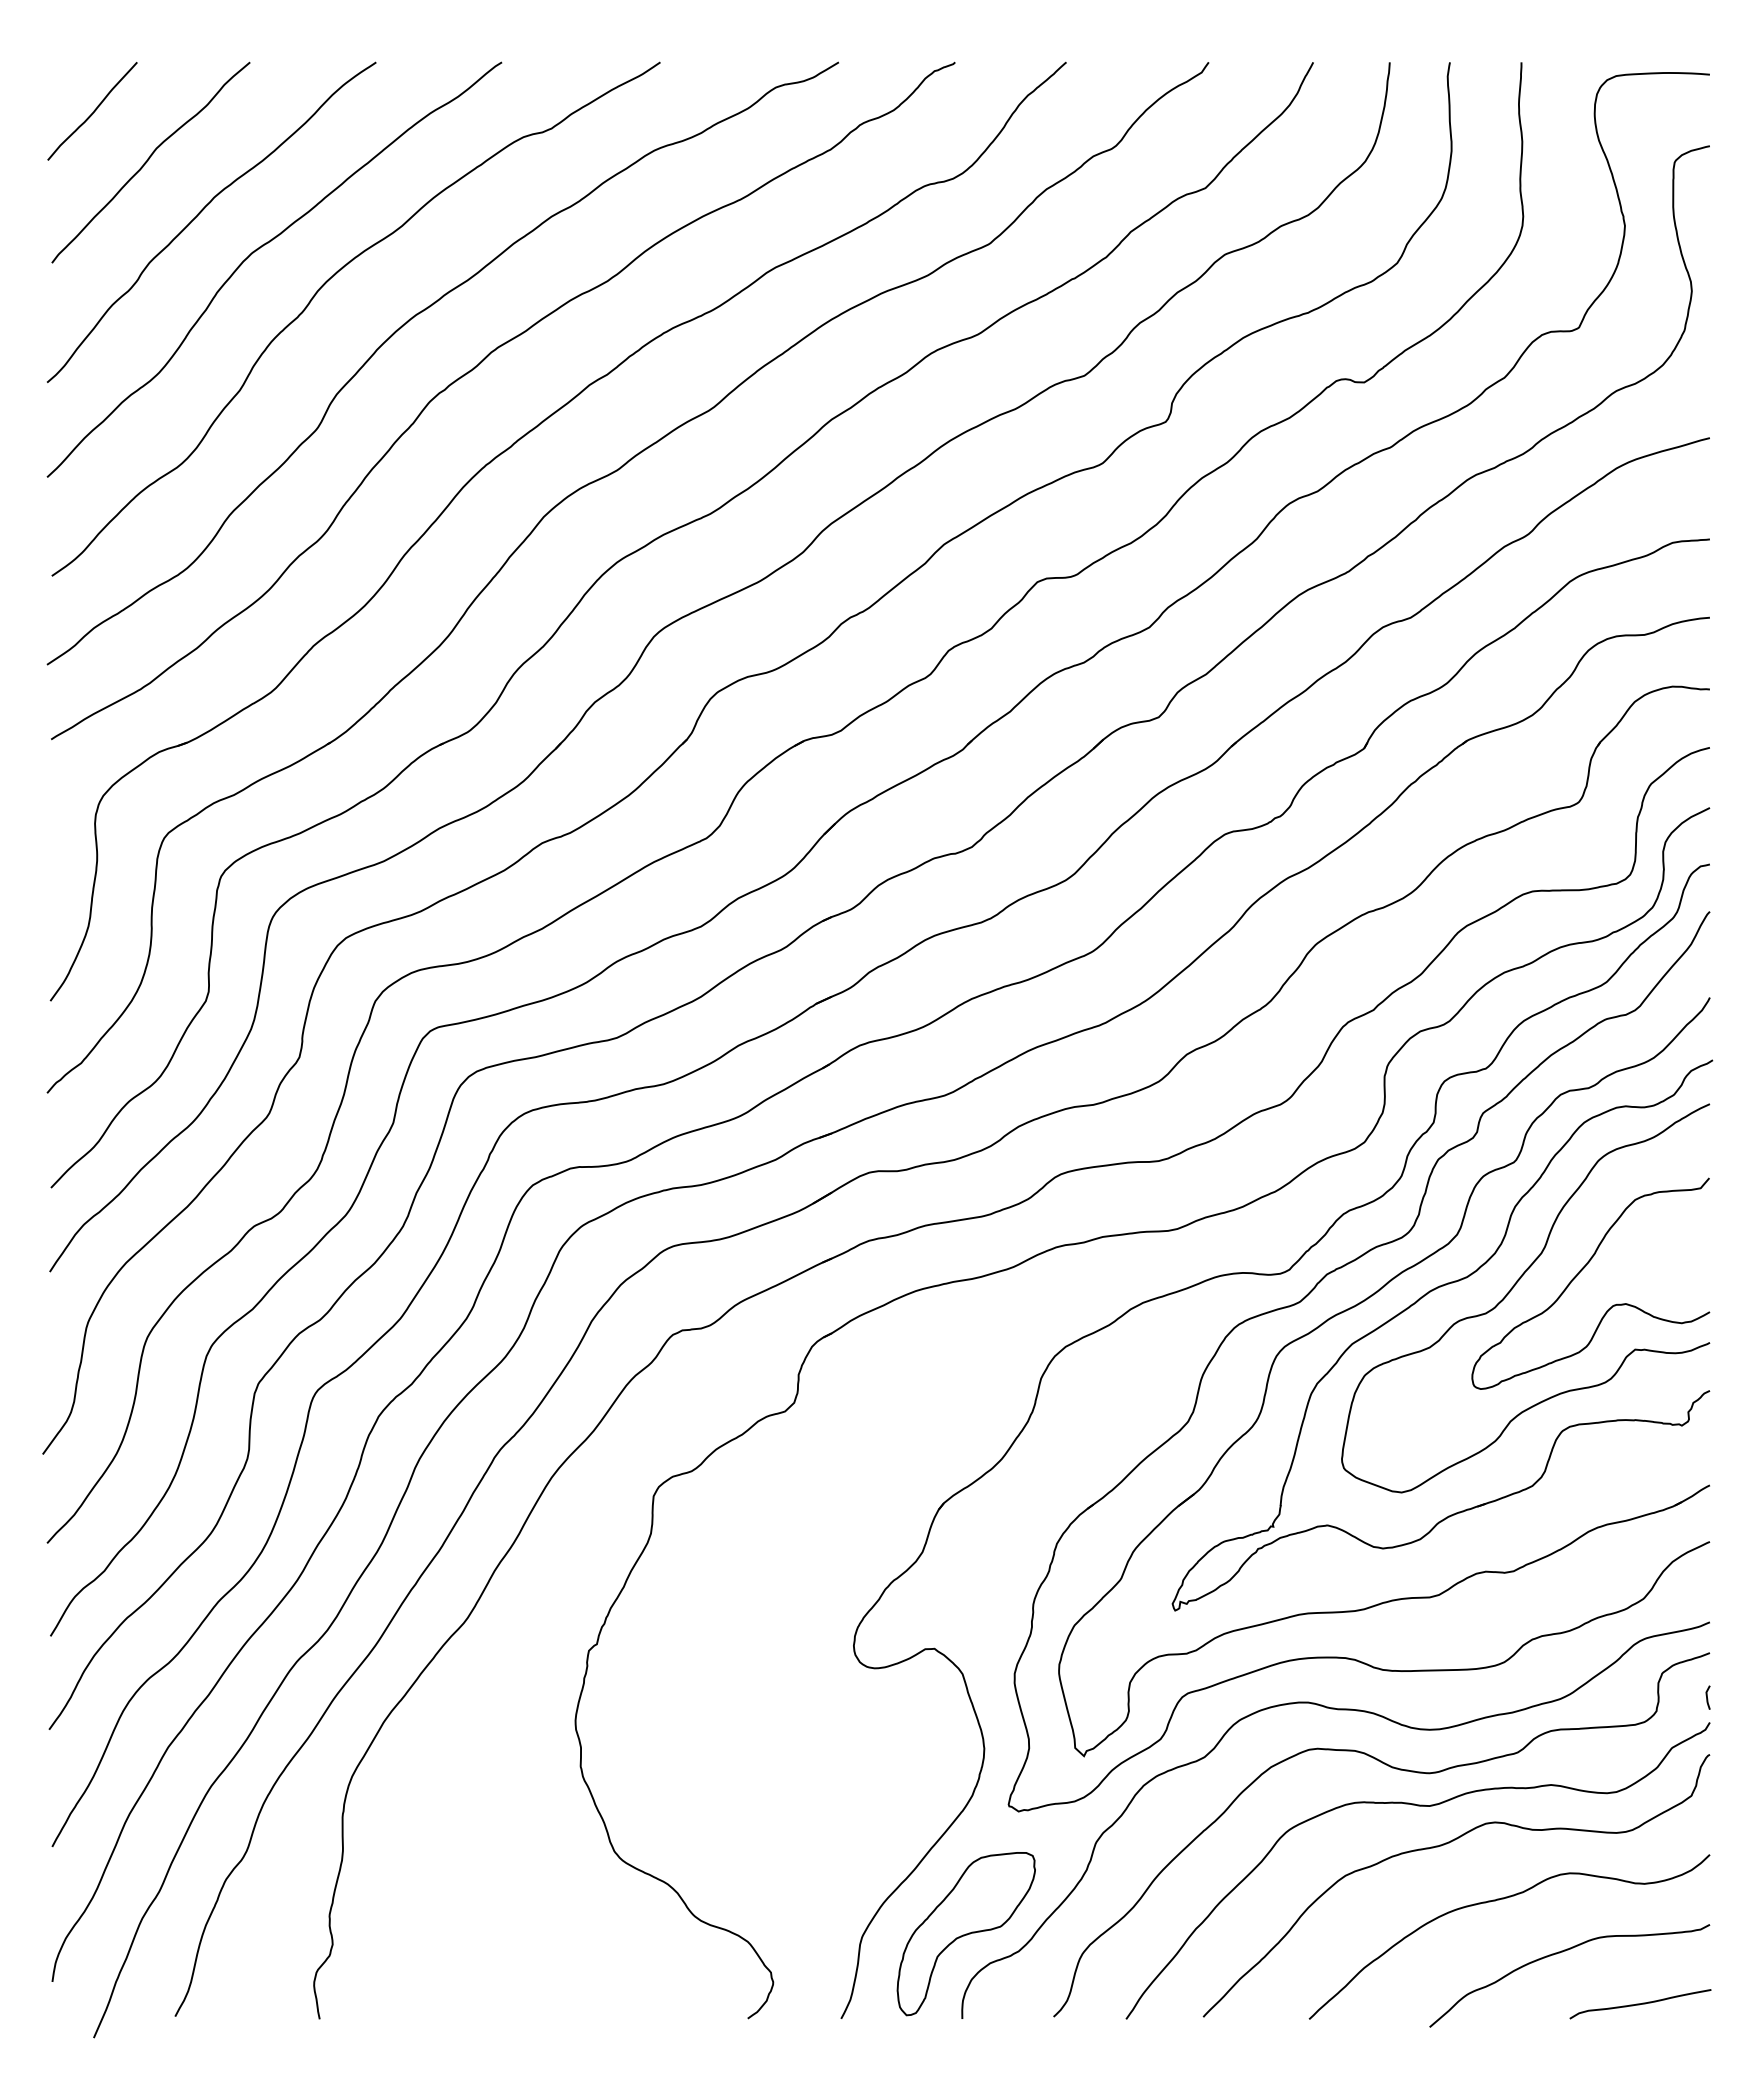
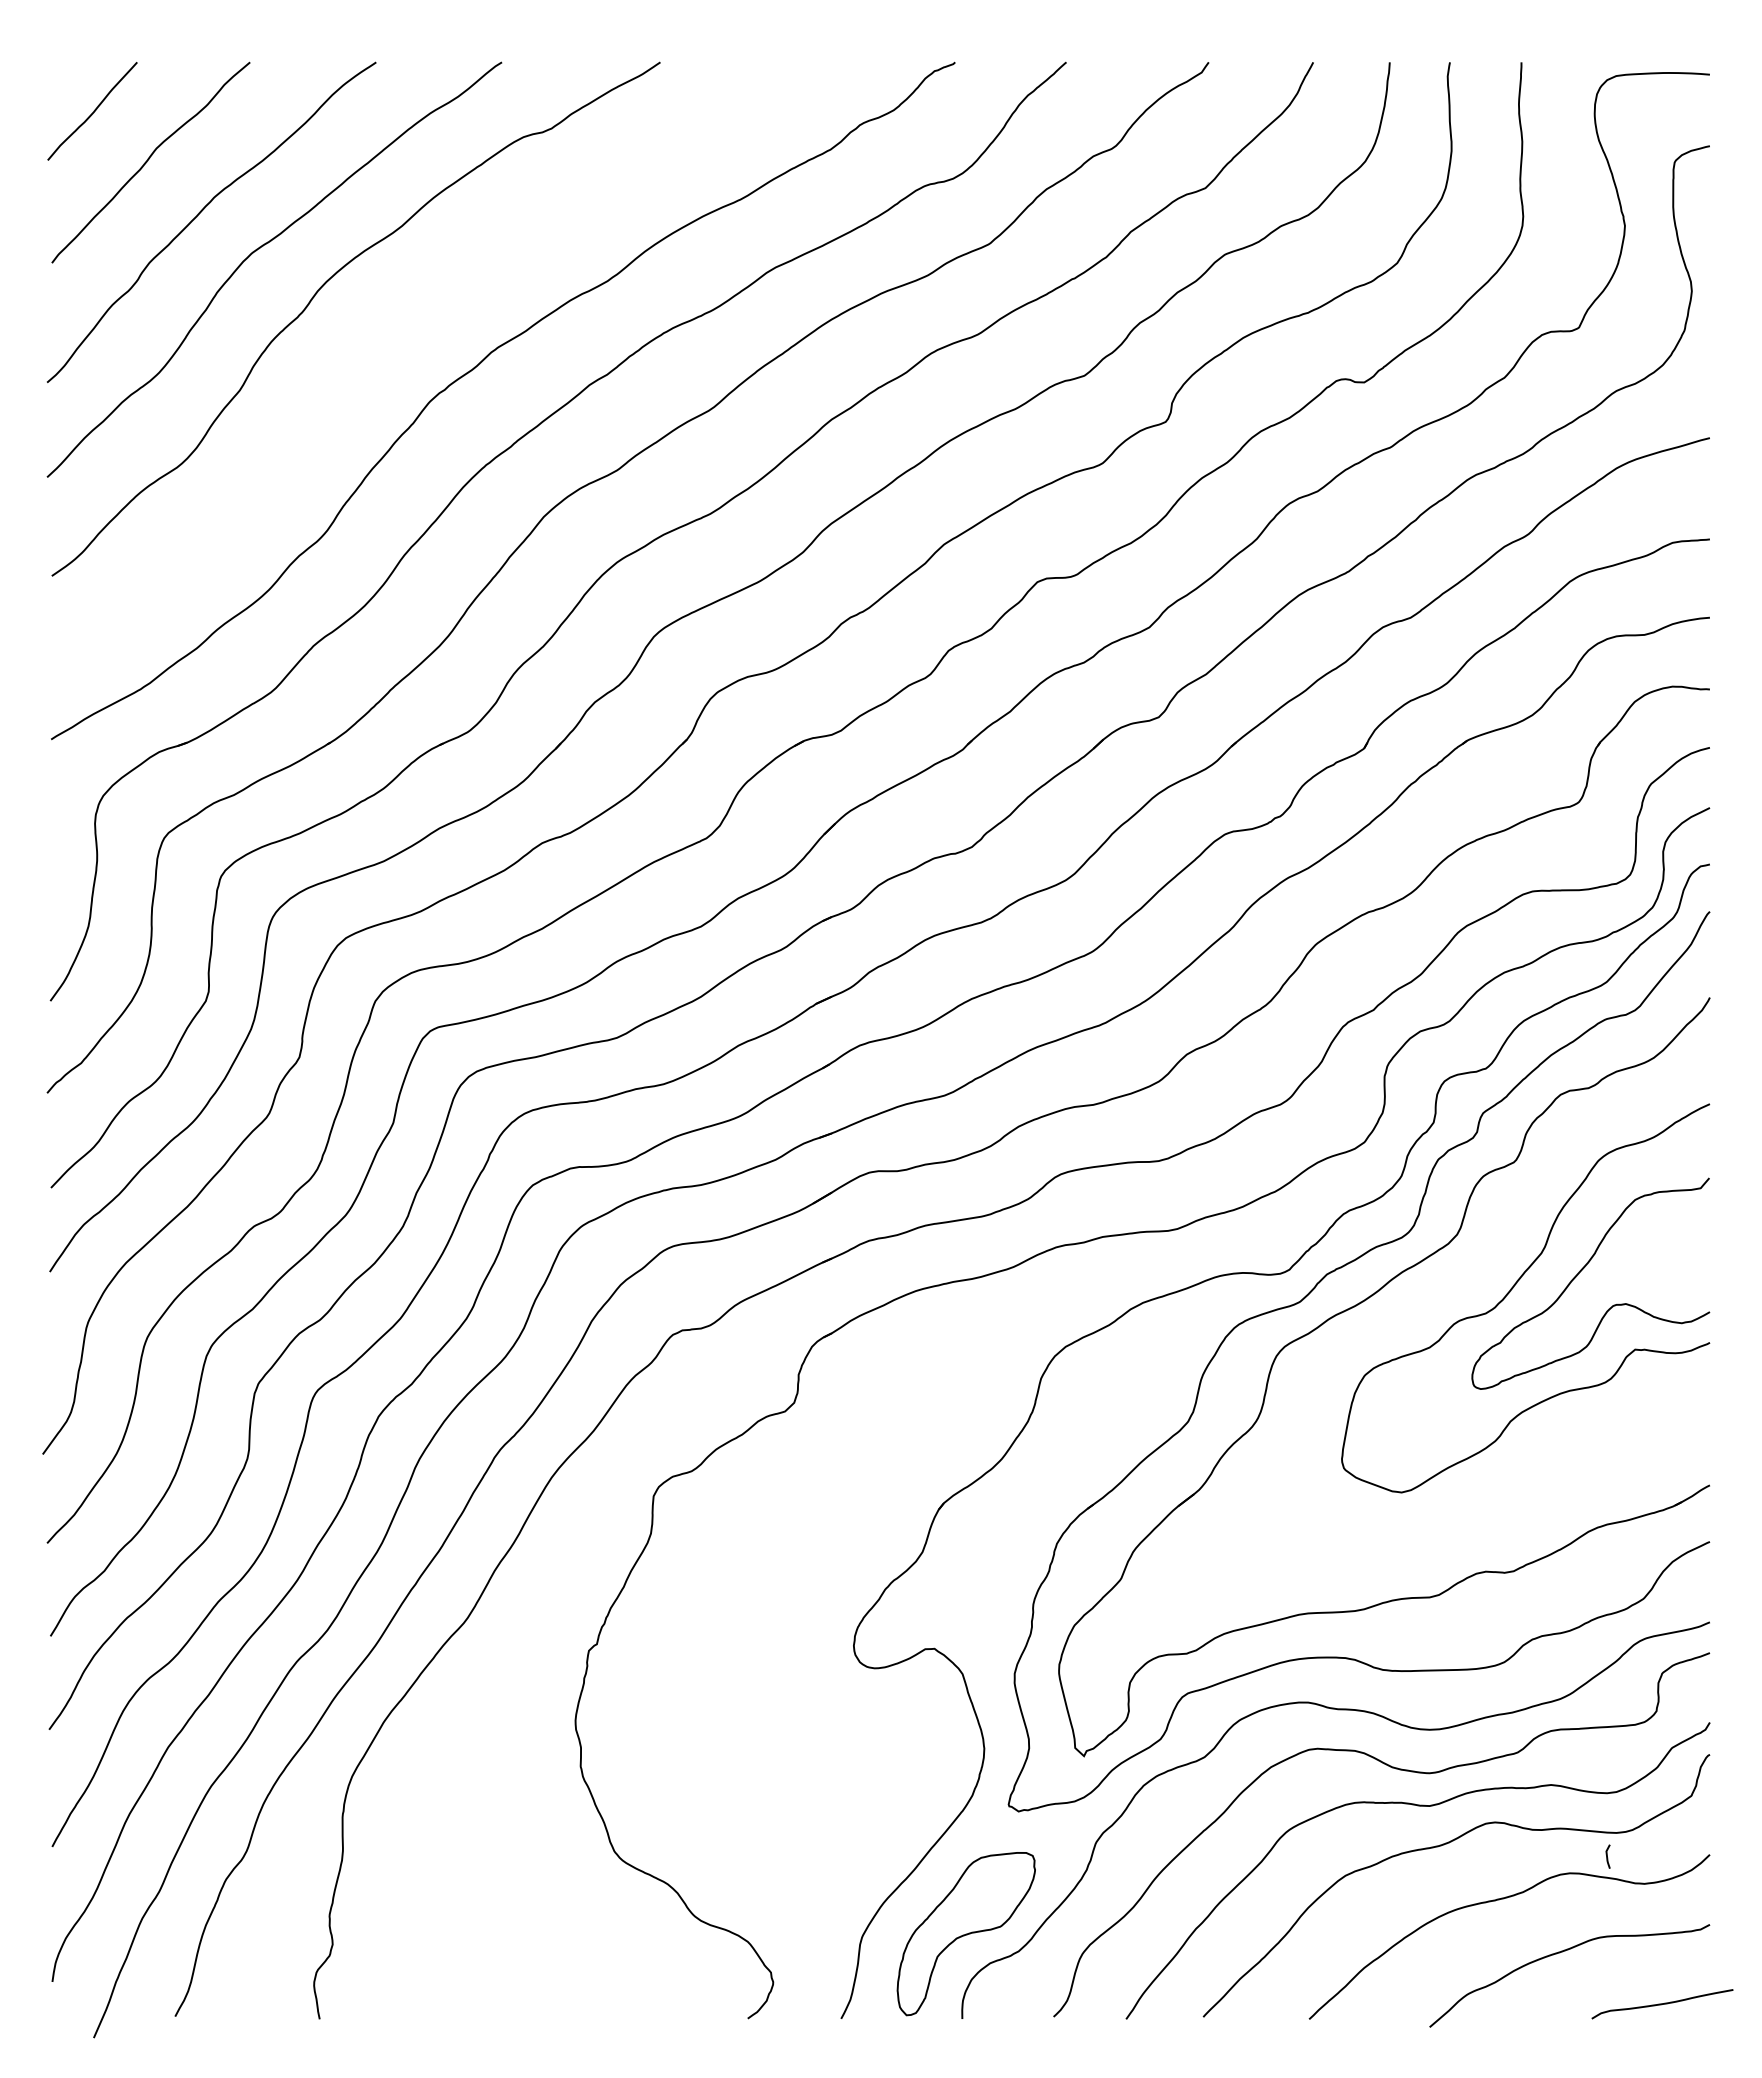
curve: present -> none (407, 323)
part: present -> none (1416, 1303)
curve position: (1707, 1697) -> (1607, 1856) (1607, 1856)
curve position: (1640, 2004) -> (1662, 2004) (1662, 2004)
